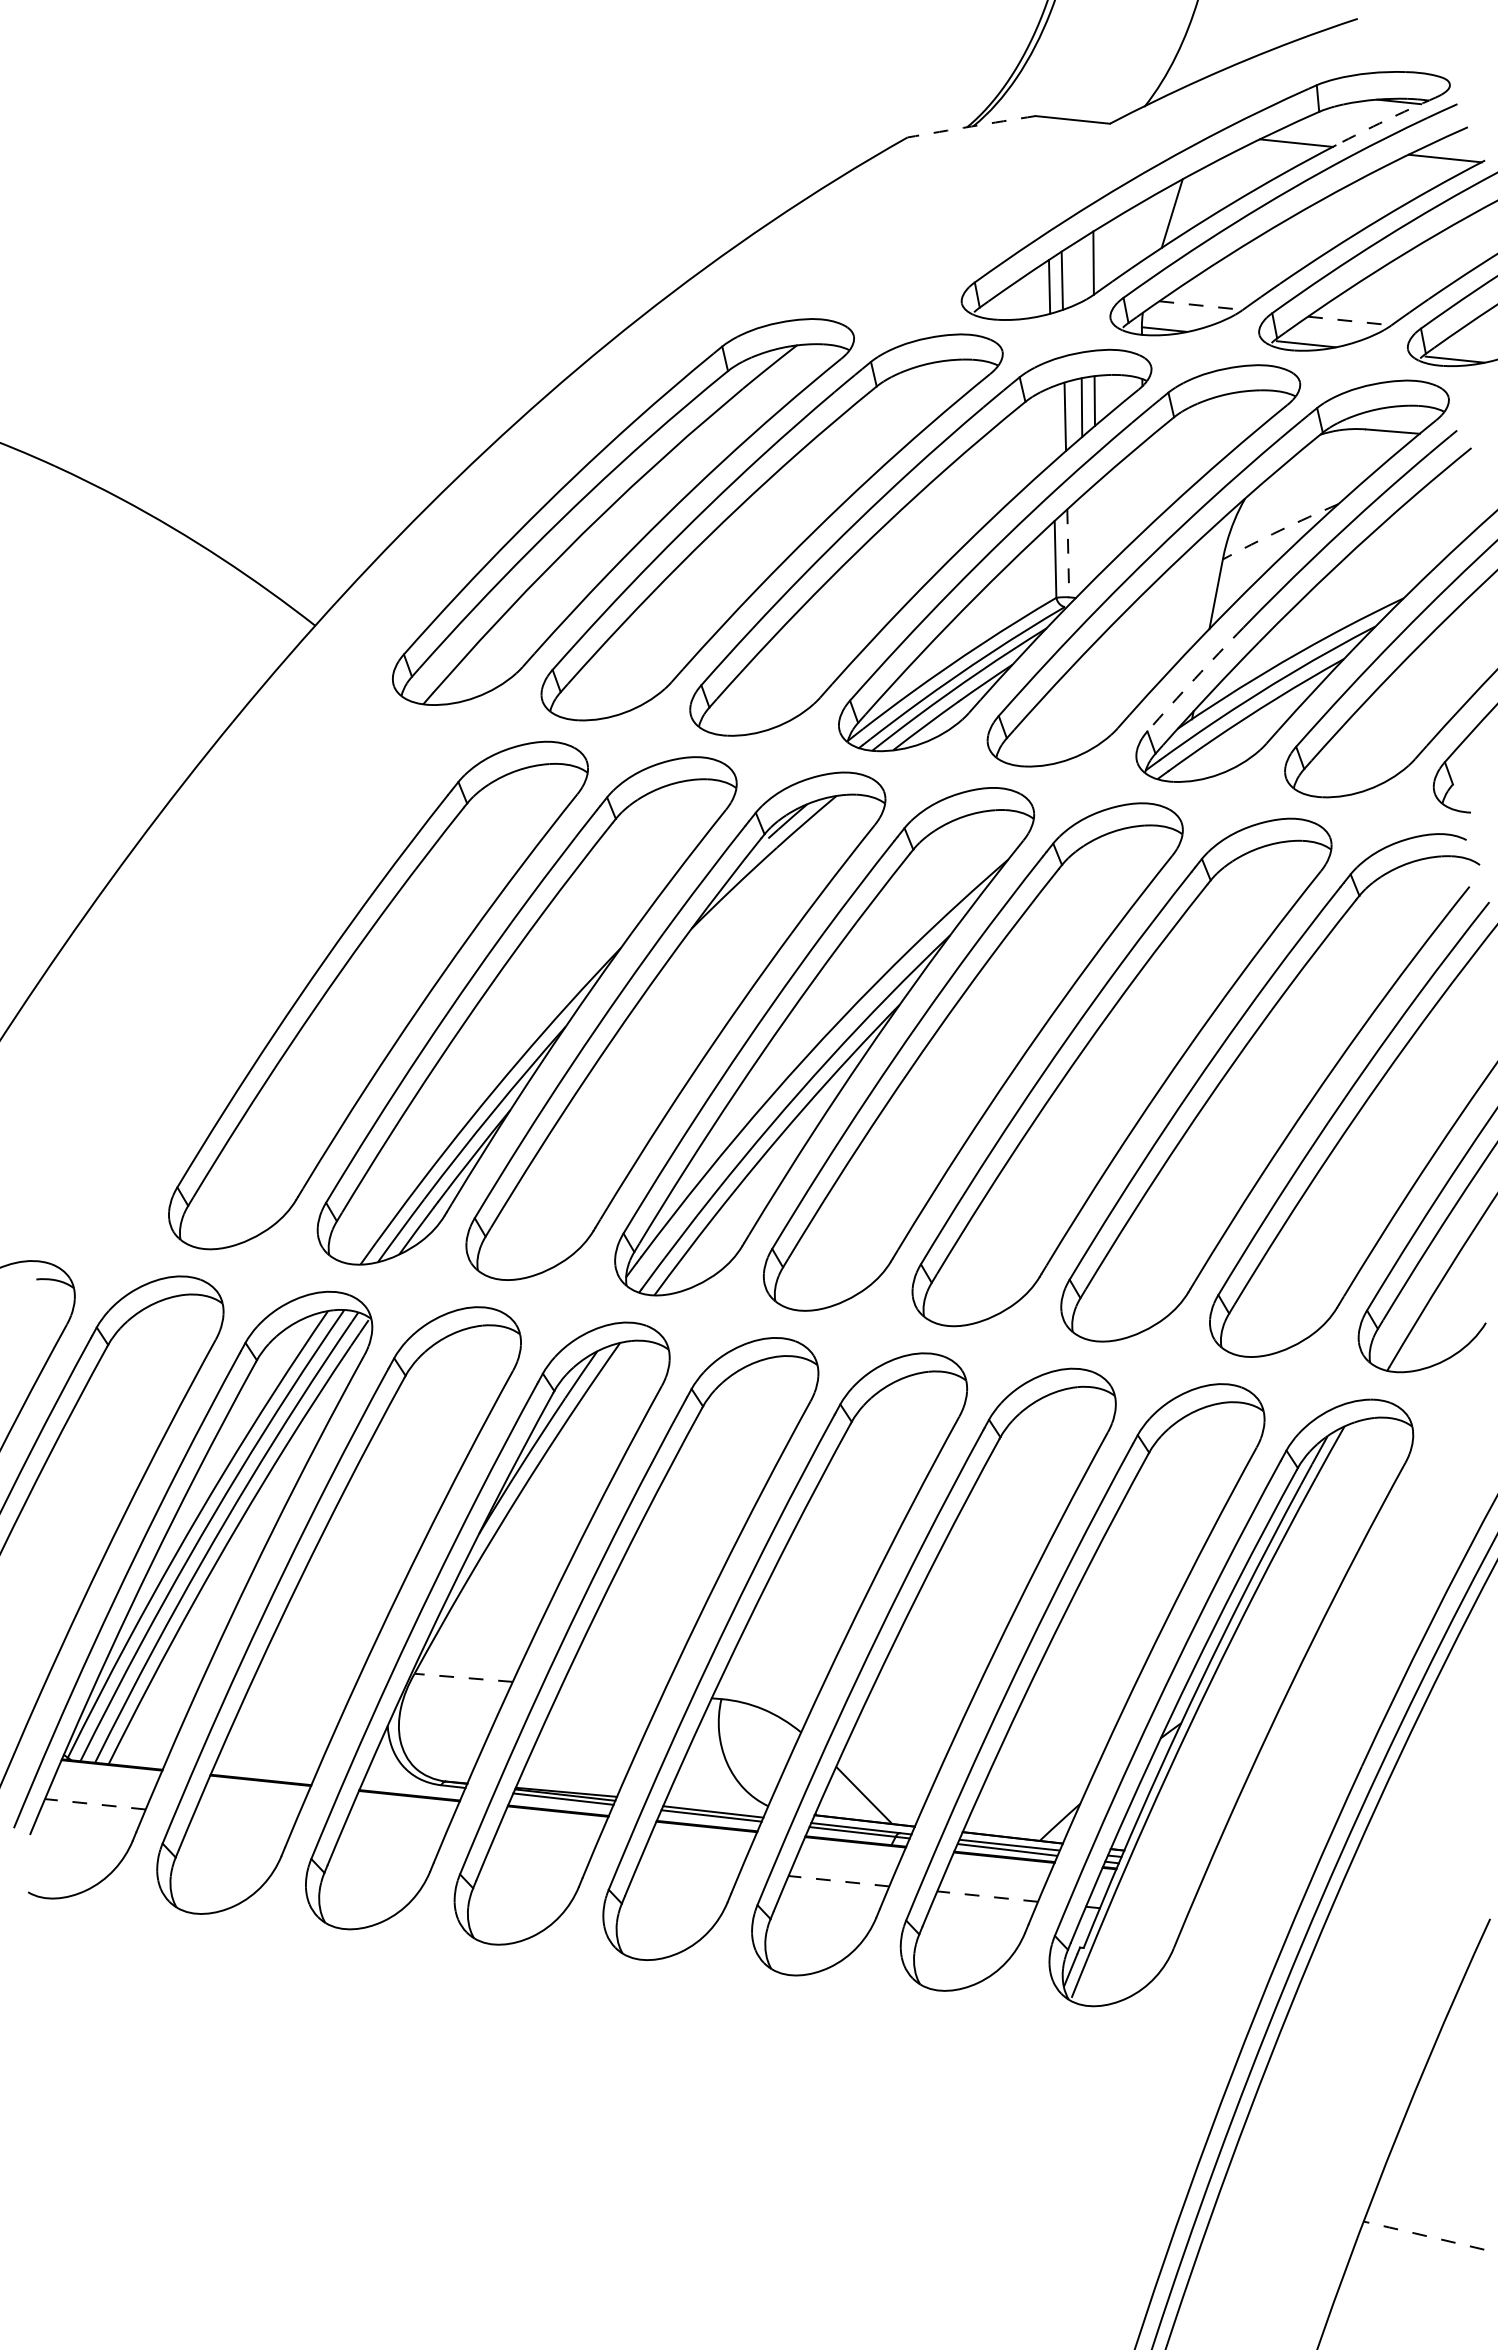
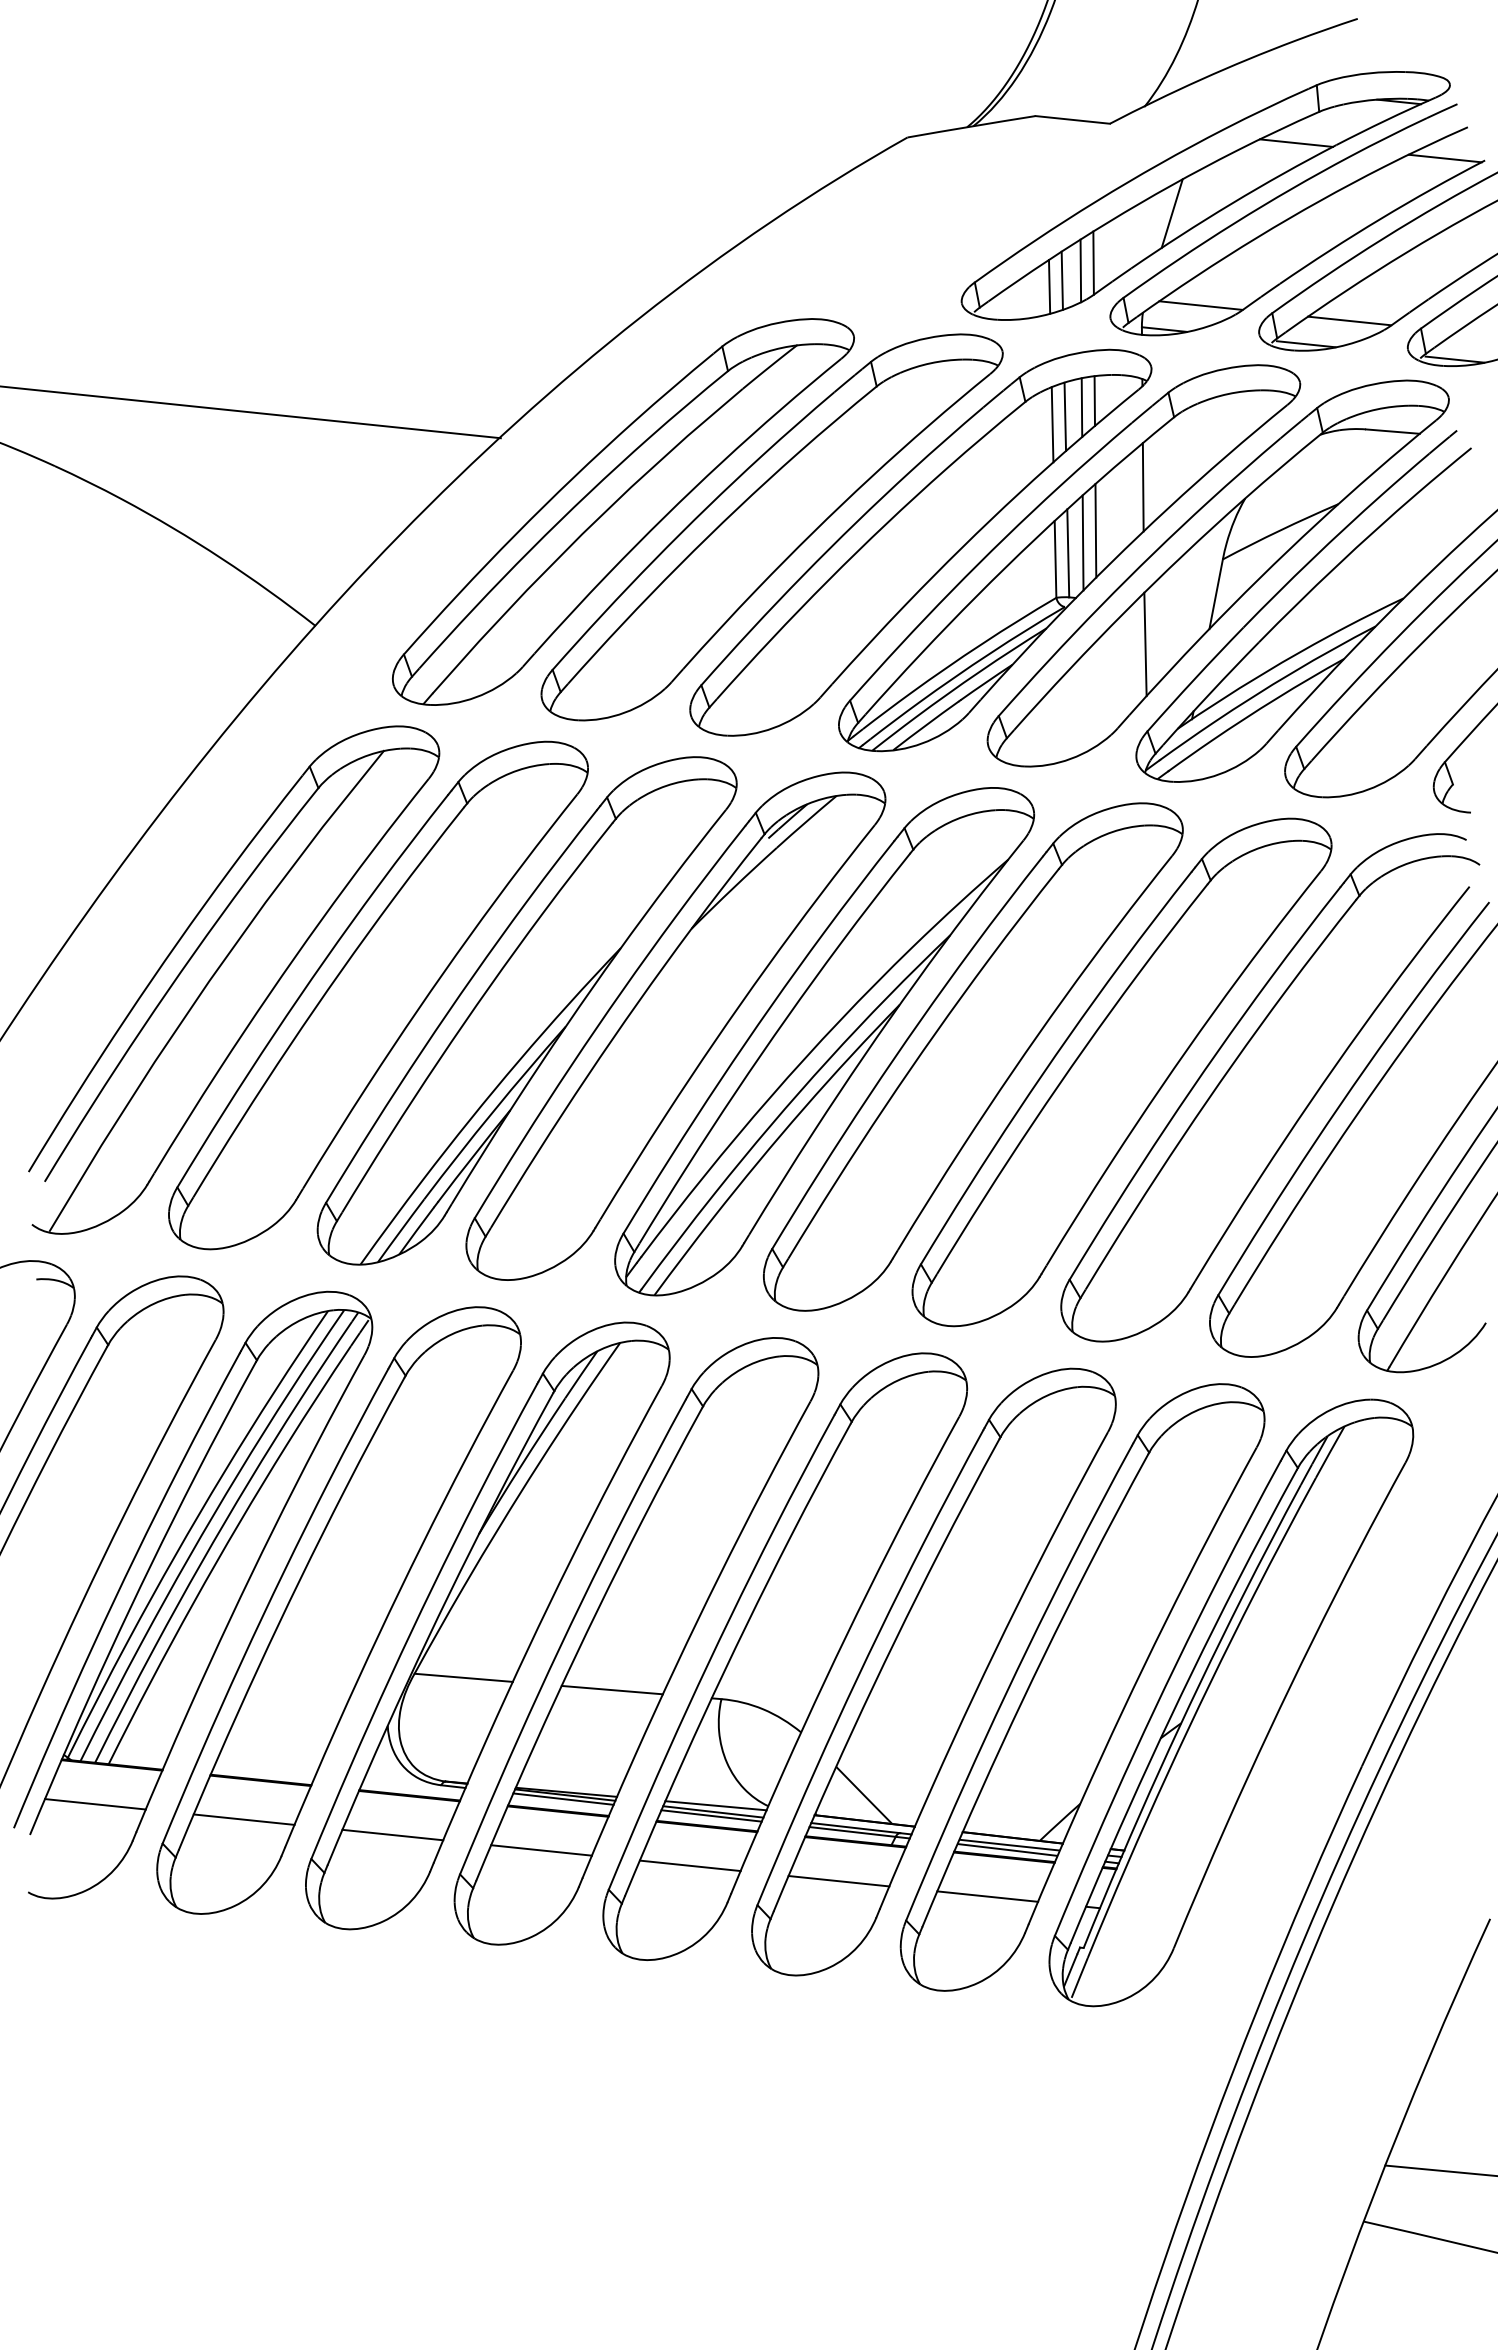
arc: dashed -> solid (1385, 120)
arc: dashed -> solid (971, 126)
line: none -> present (1080, 270)
line: dashed -> solid (1200, 305)
line: dashed -> solid (1349, 320)
line: none -> present (251, 412)
line: none -> present (1052, 424)
line: none -> present (1142, 487)
line: none -> present (1095, 530)
arc: dashed -> solid (1280, 530)
line: none -> present (1082, 542)
line: dashed -> solid (1068, 553)
line: none -> present (1145, 644)
arc: dashed -> solid (1194, 678)
part: none -> present (234, 979)
line: dashed -> solid (463, 1677)
line: none -> present (611, 1689)
line: dashed -> solid (95, 1804)
line: none -> present (715, 1805)
line: none -> present (243, 1819)
line: none -> present (392, 1834)
line: none -> present (541, 1850)
line: none -> present (689, 1865)
line: dashed -> solid (839, 1881)
line: dashed -> solid (987, 1896)
line: none -> present (1439, 2170)
arc: dashed -> solid (1430, 2237)
